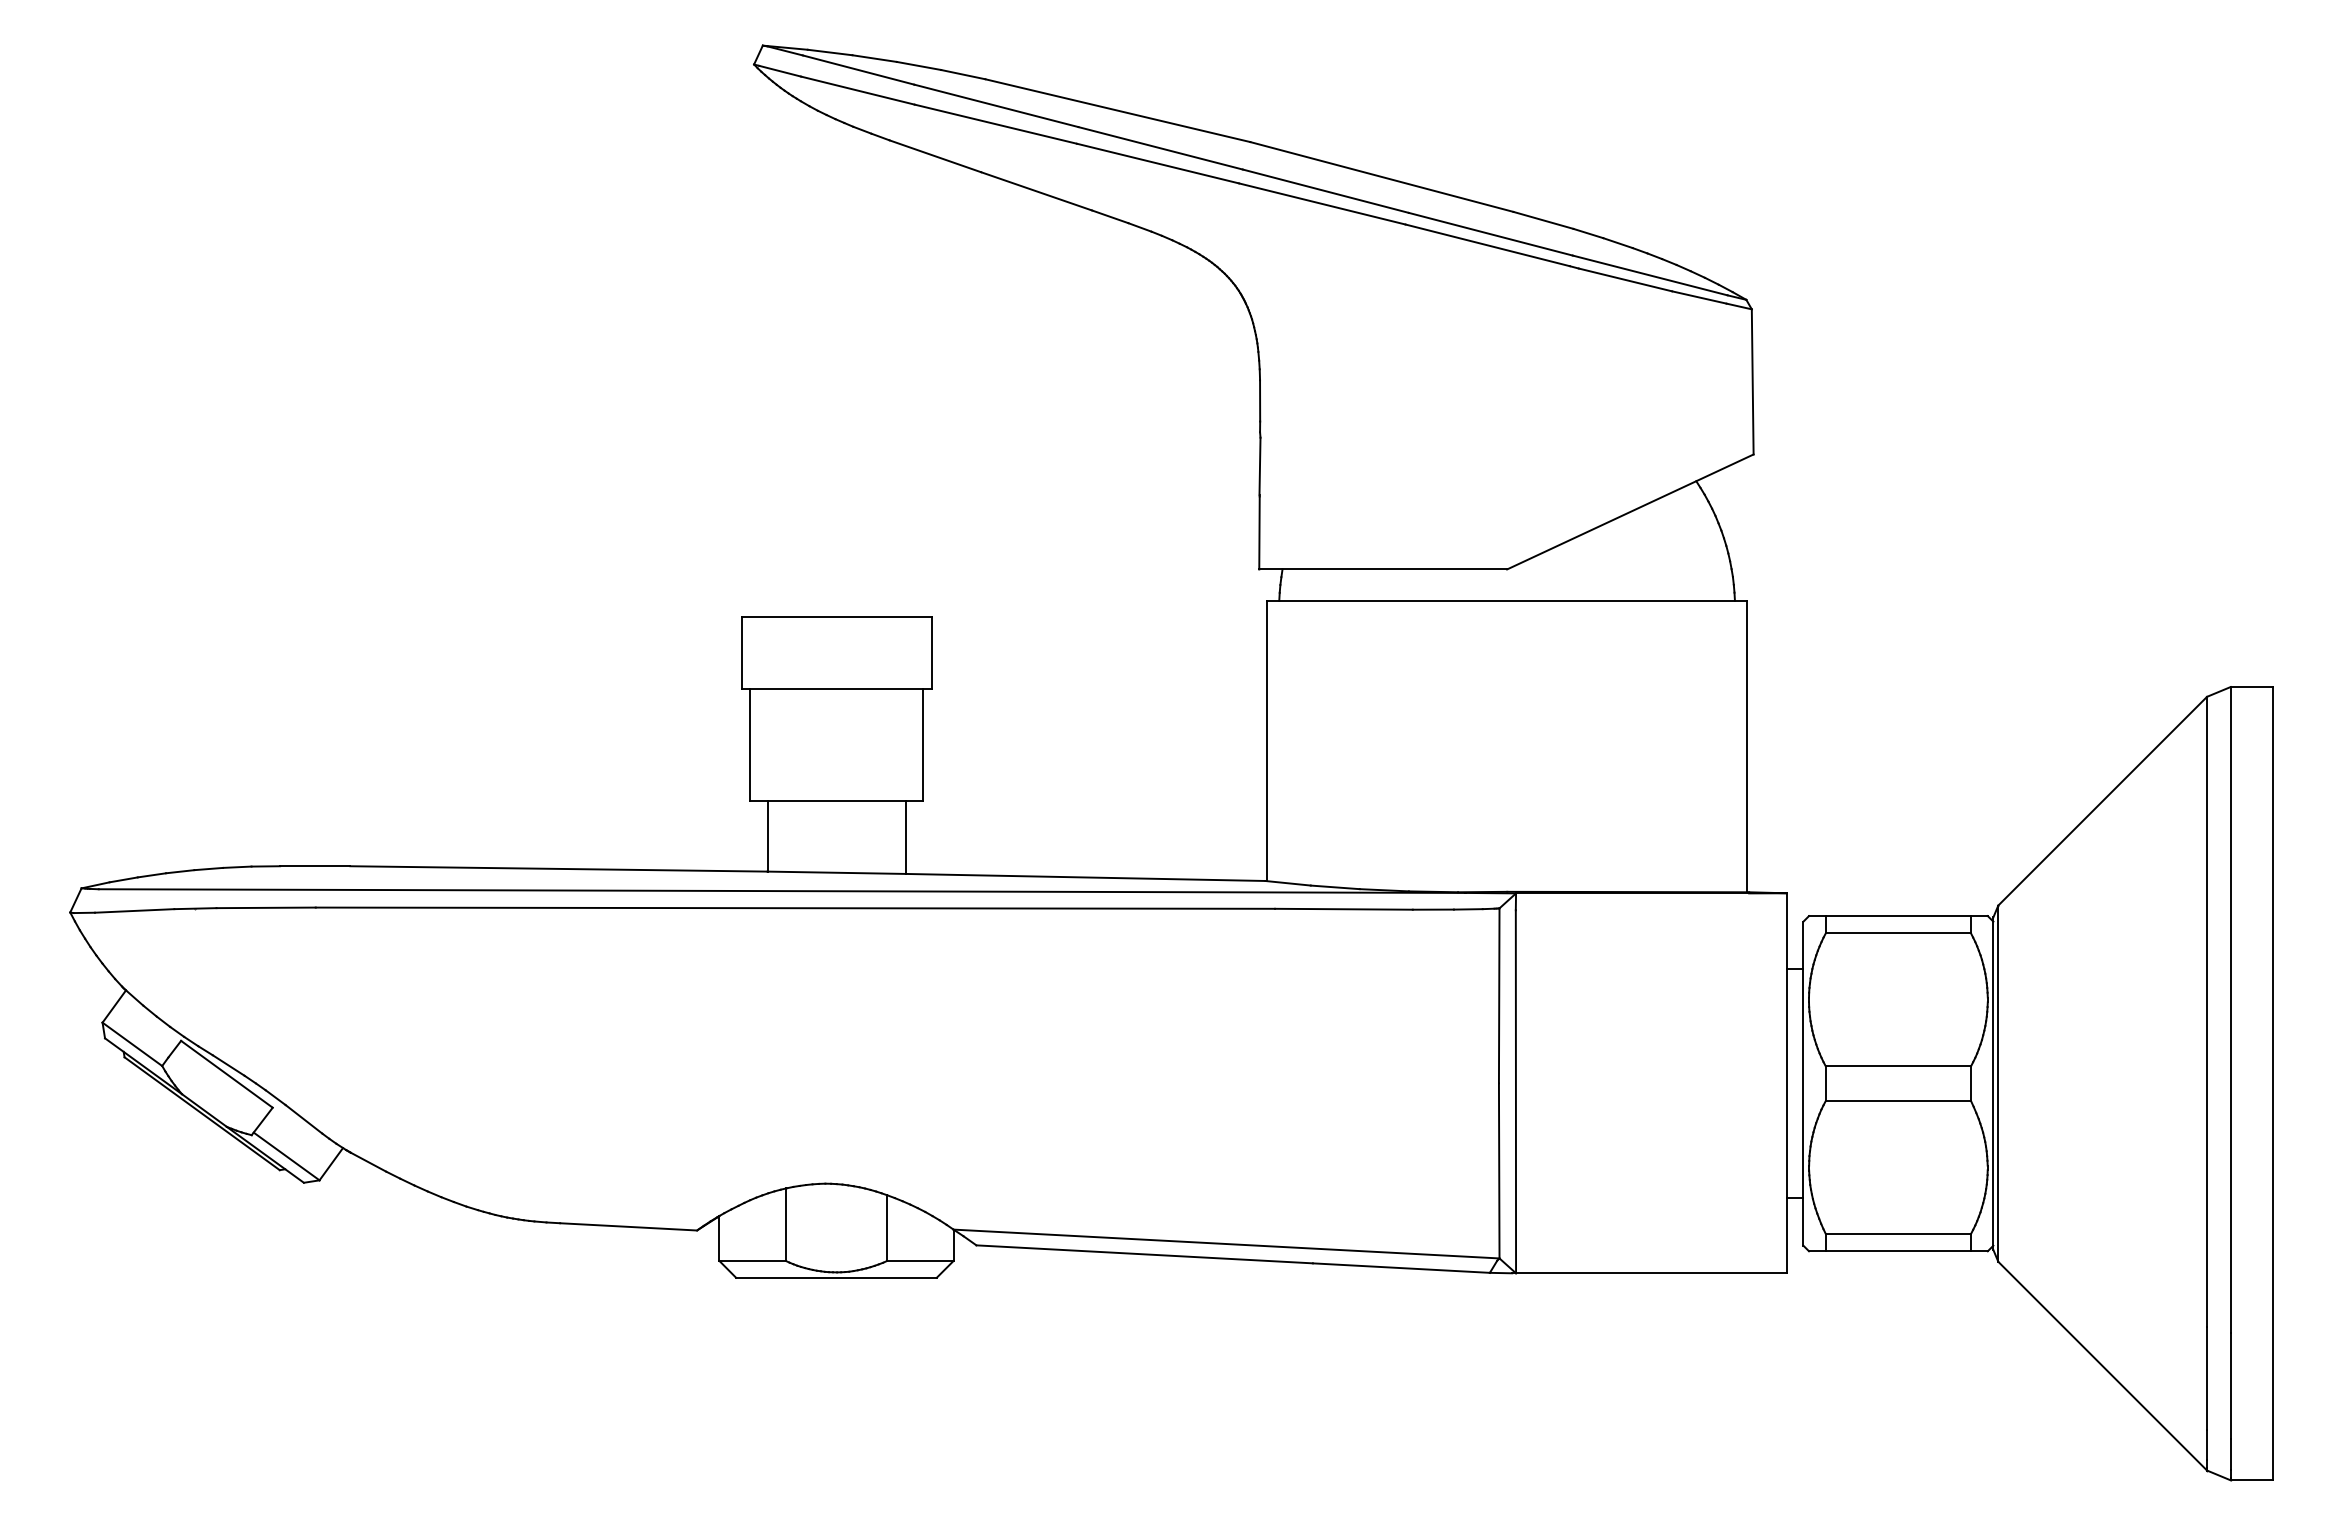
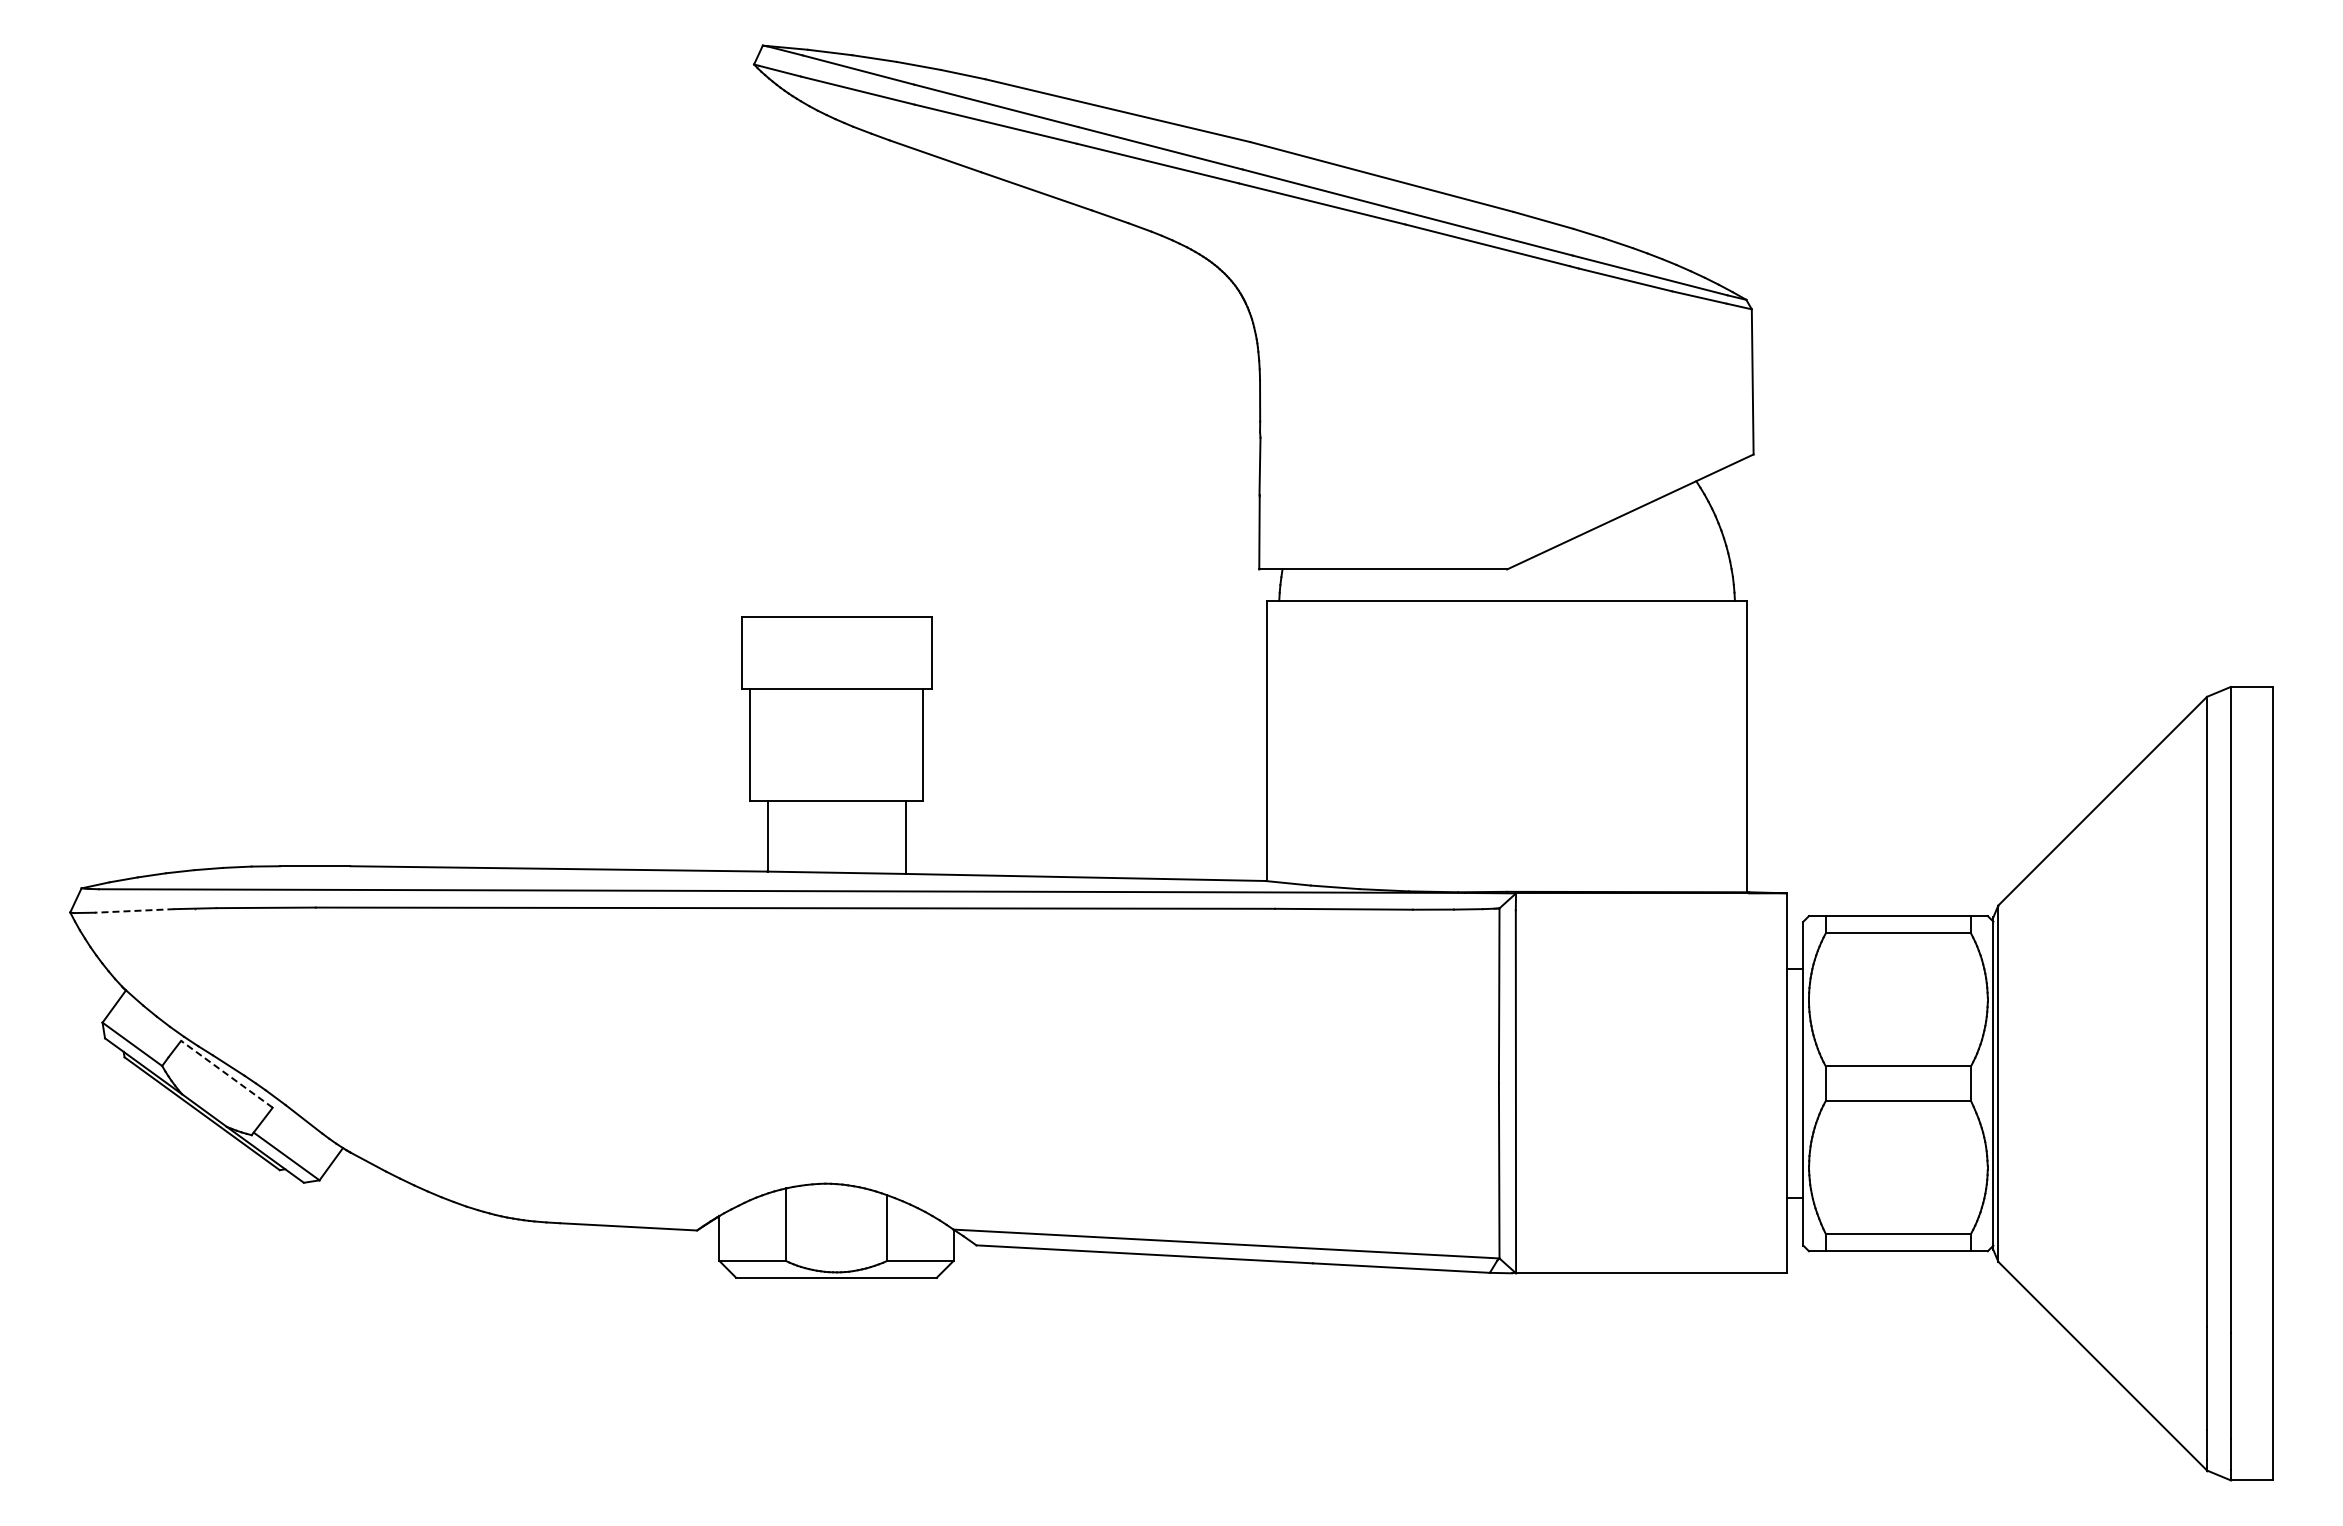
line: solid -> dashed (134, 910)
line: solid -> dashed (226, 1074)
